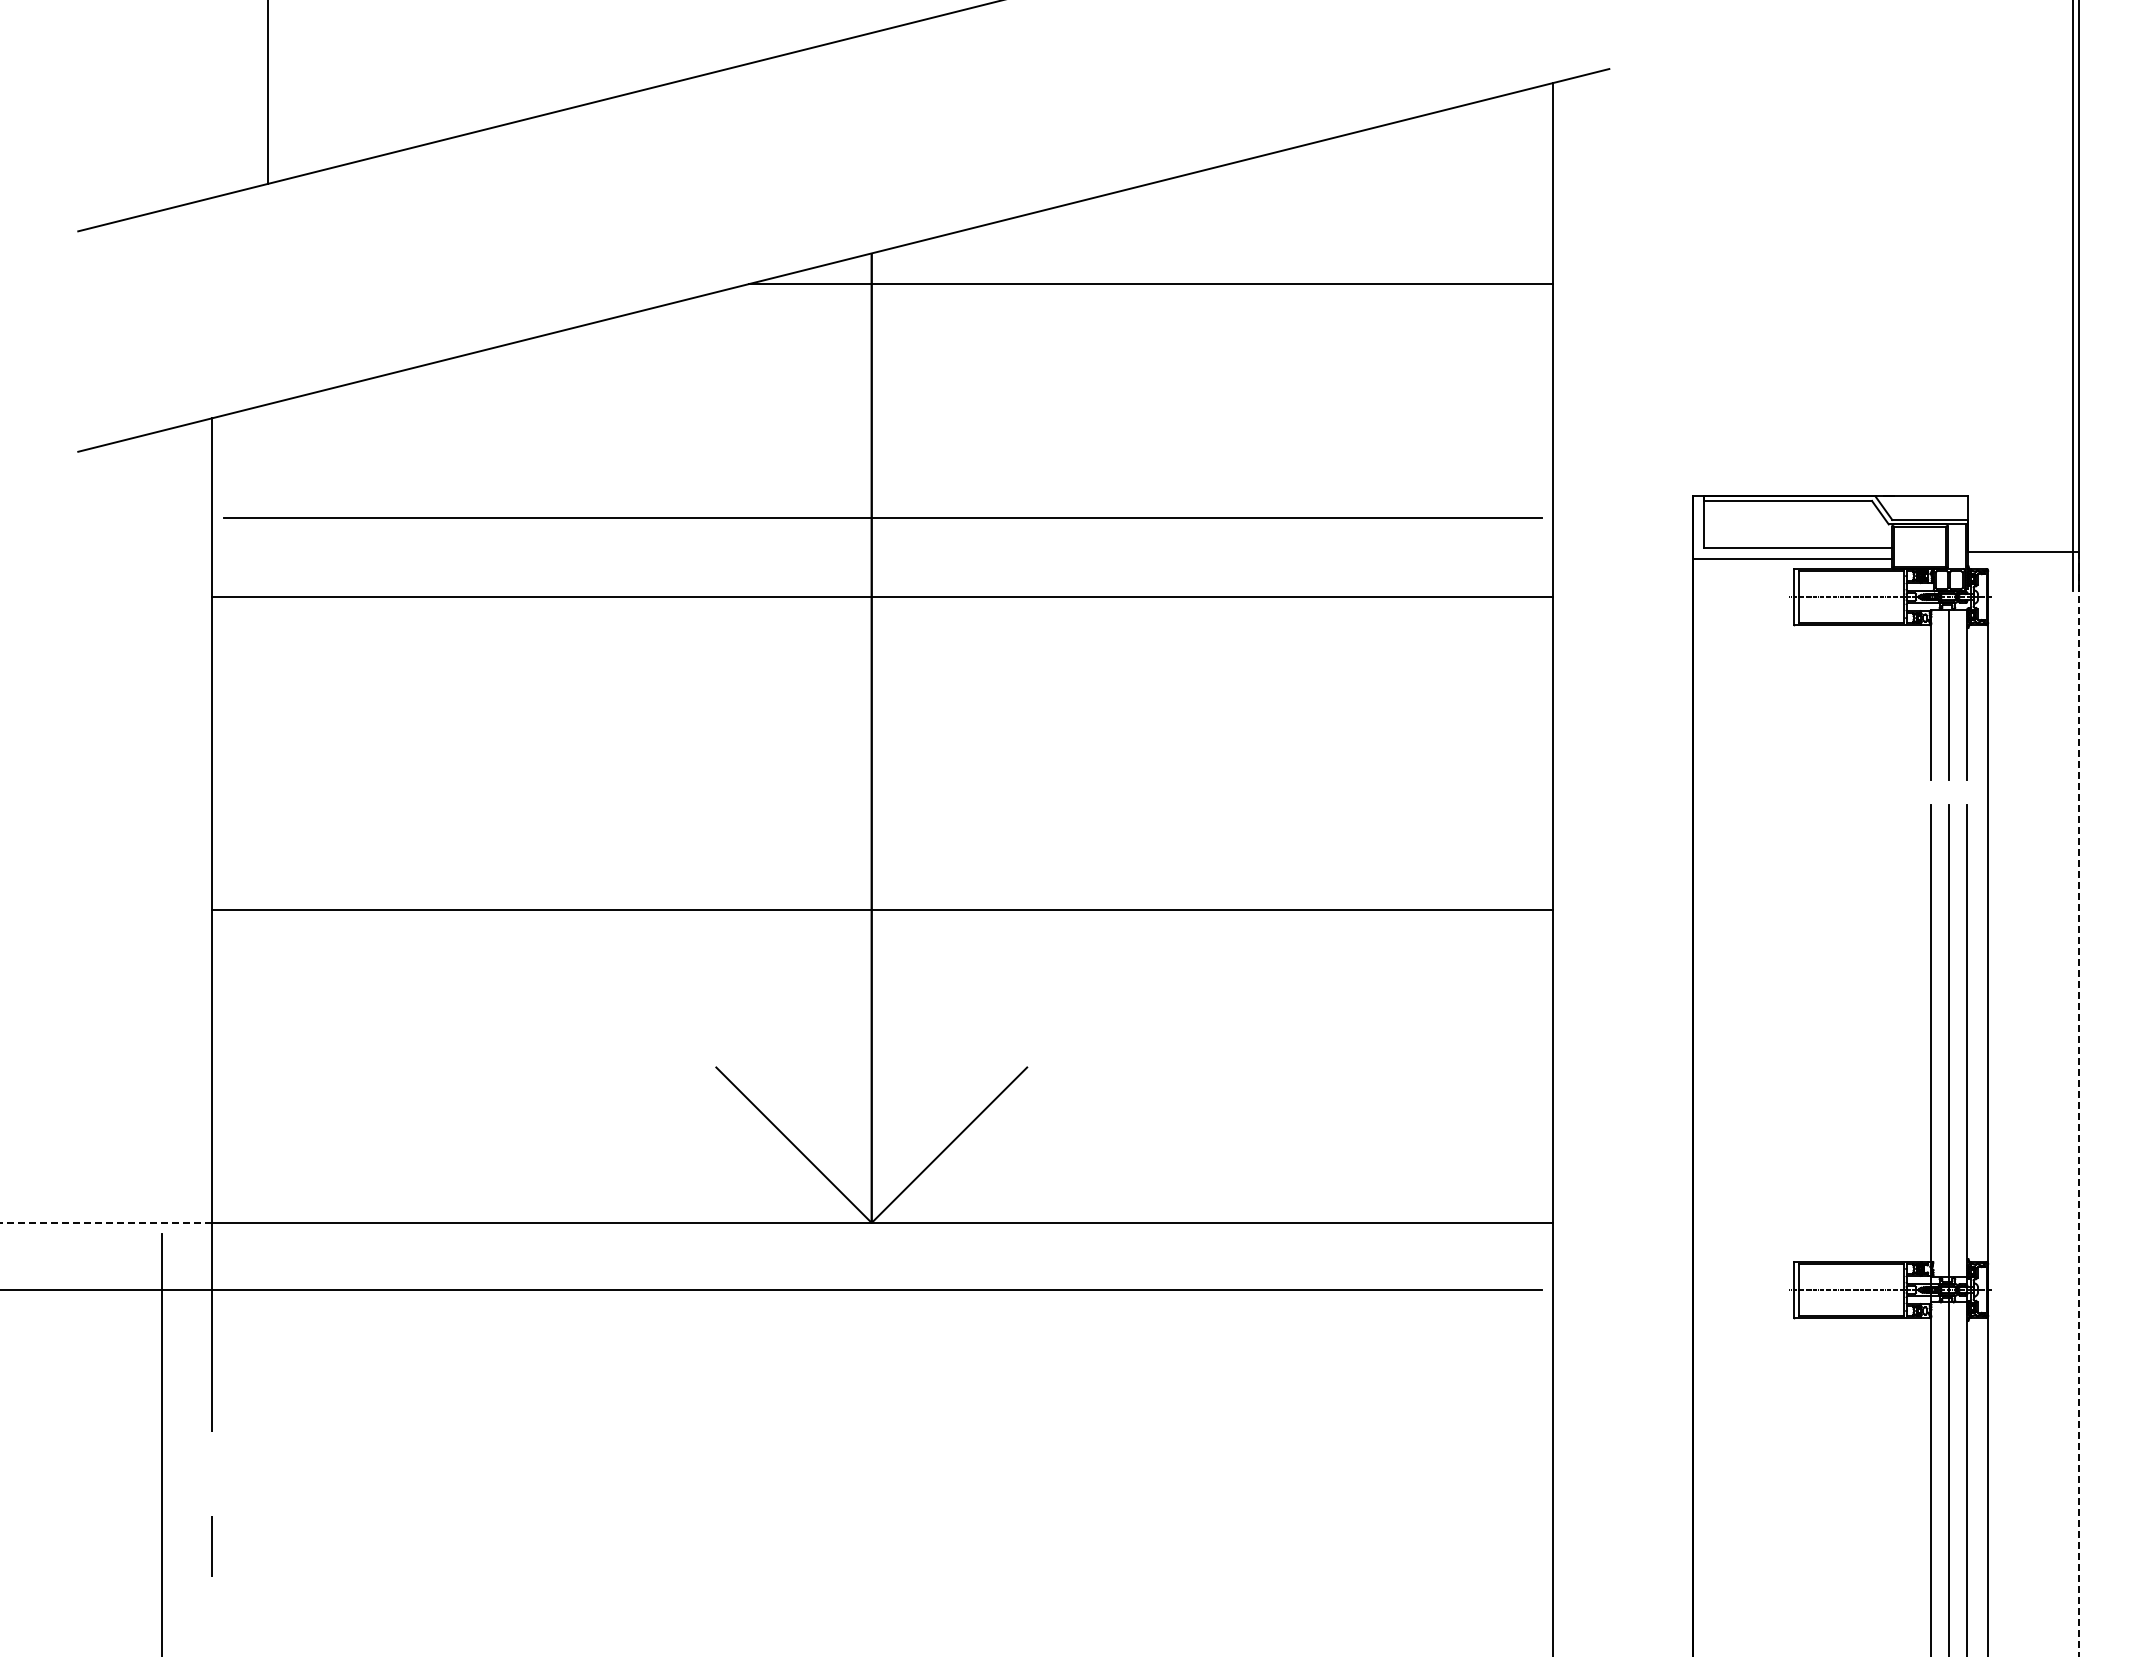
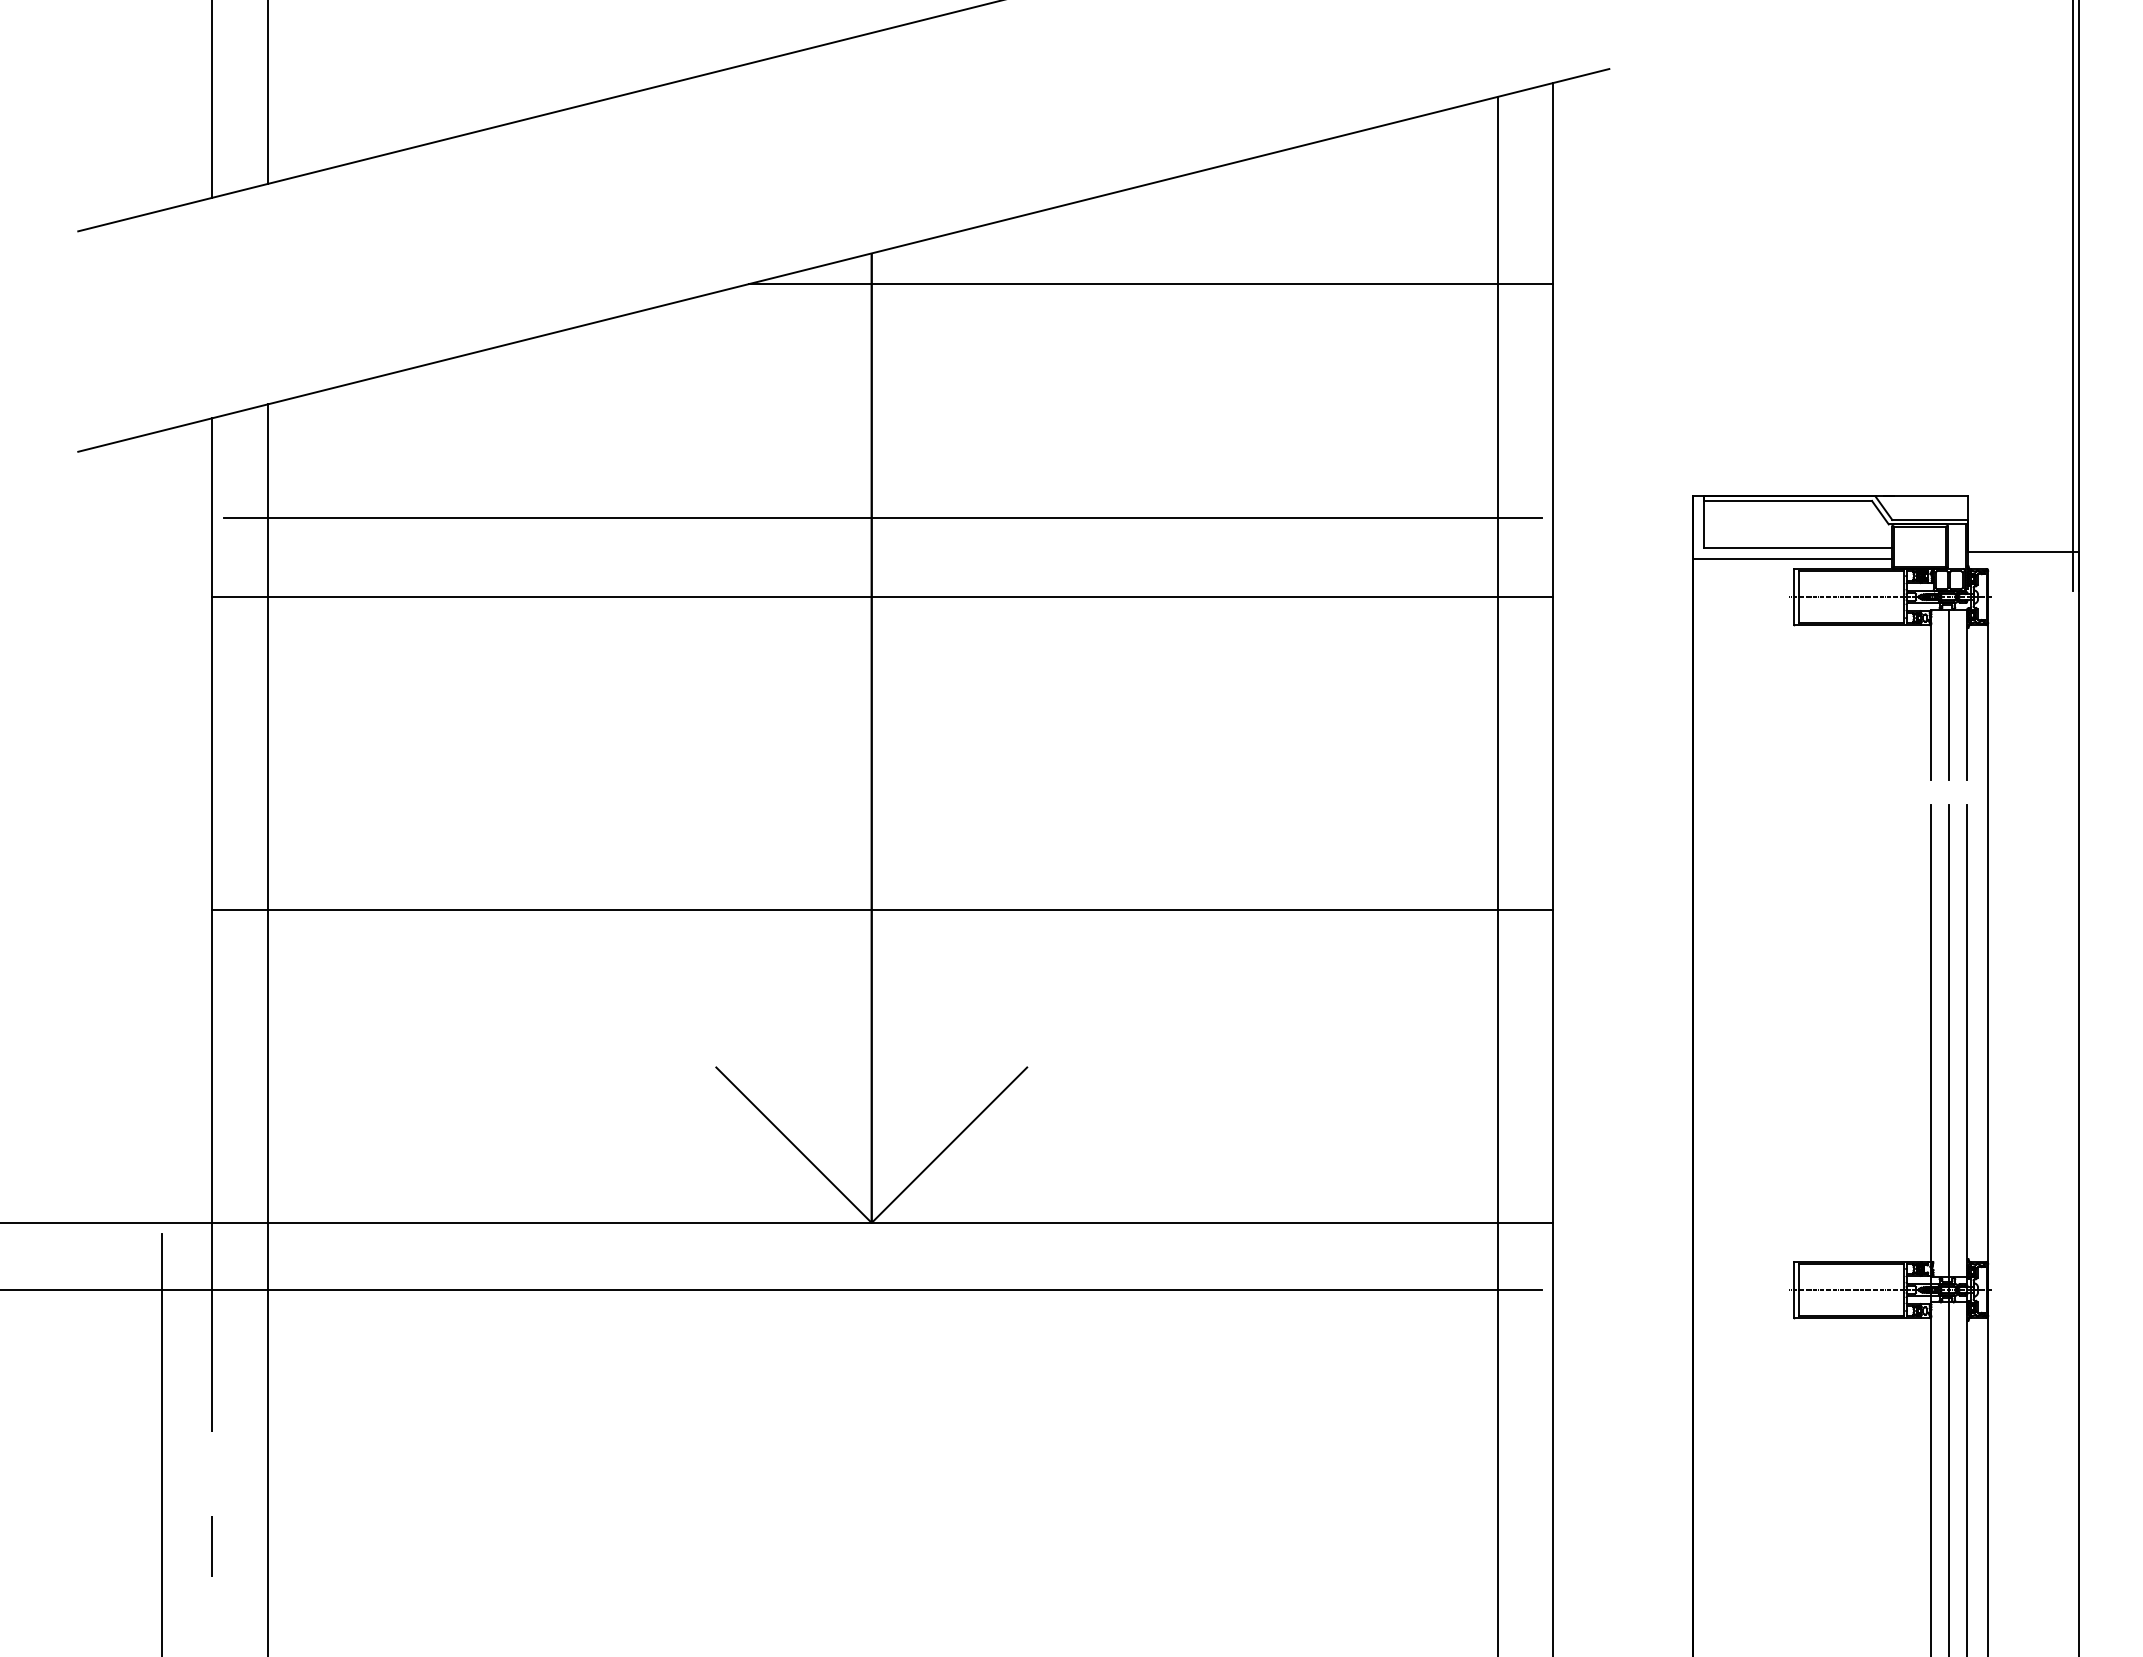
line: none -> present (212, 99)
line: none -> present (1497, 874)
line: none -> present (268, 1028)
line: dashed -> solid (2078, 1104)
line: dashed -> solid (106, 1222)
